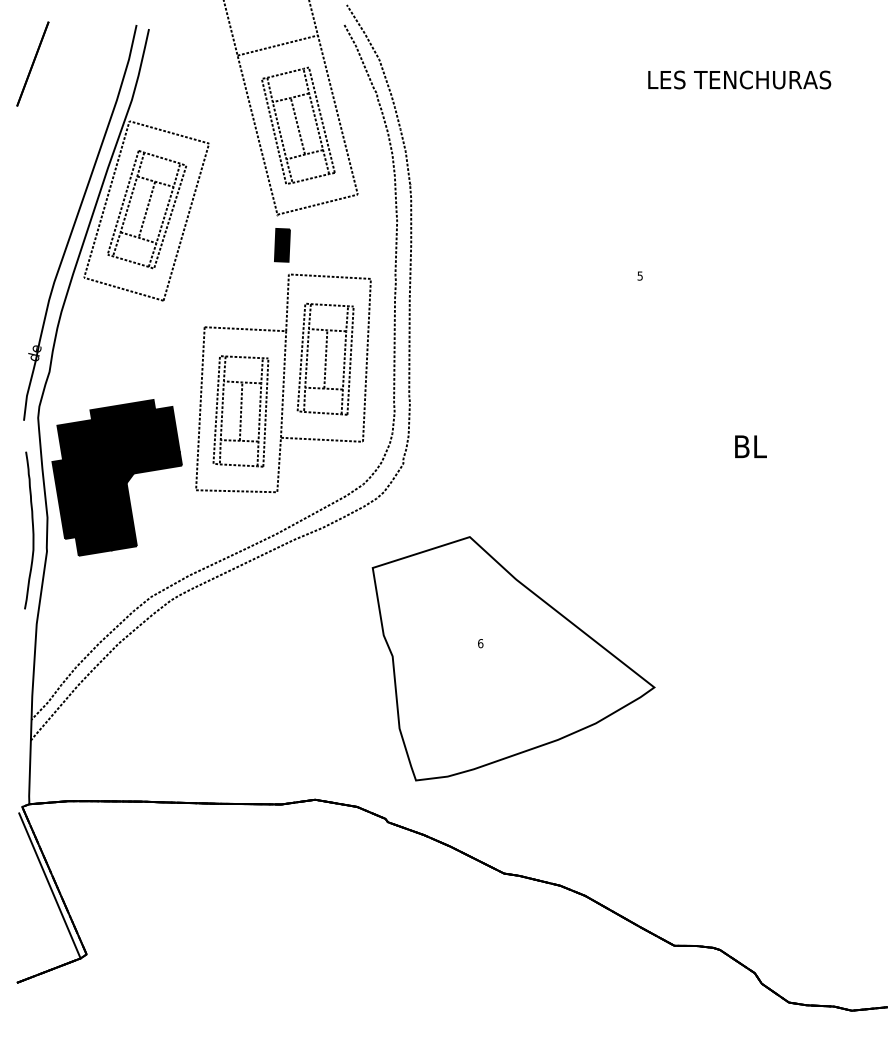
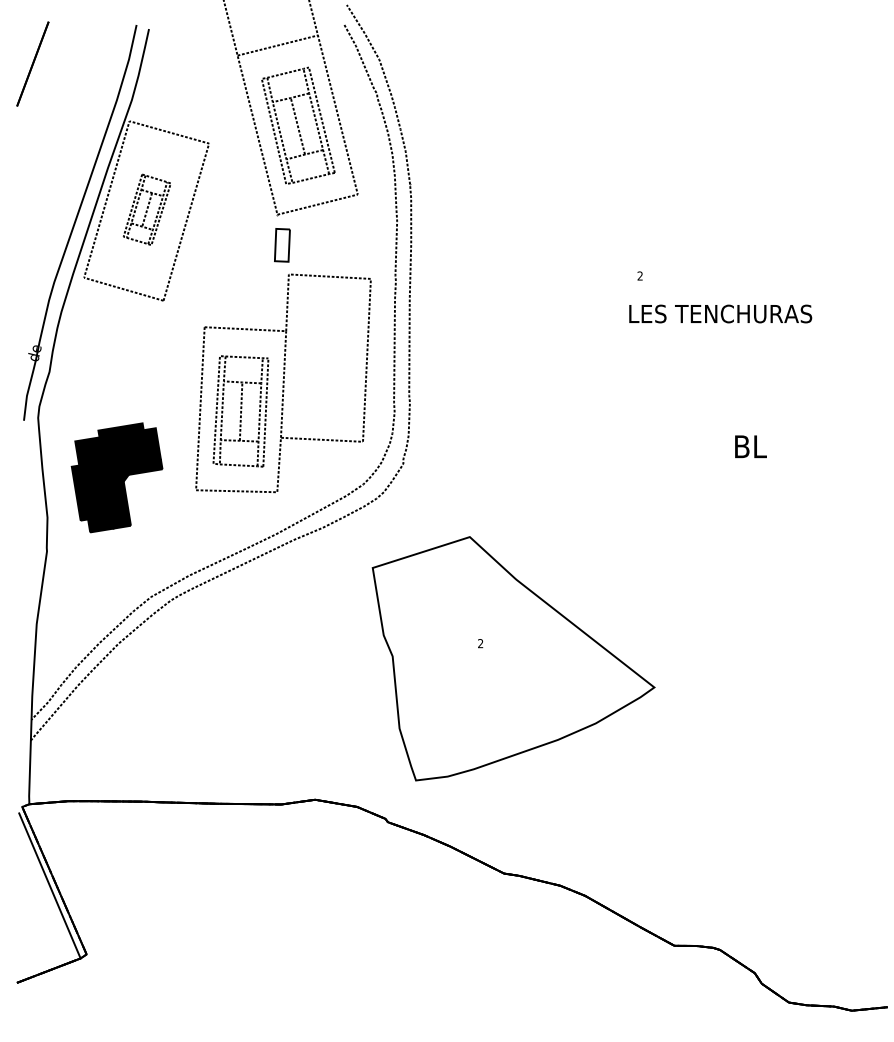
text position: (739, 79) -> (720, 313) (720, 313)
part size: 81x120 px -> 49x73 px (146, 209)
fill: present -> none (282, 244)
text: 5 -> 2 (639, 275)
part: present -> none (325, 358)
part size: 132x158 px -> 94x112 px (116, 477)
curve: present -> none (32, 530)
text: 6 -> 2 (480, 643)
